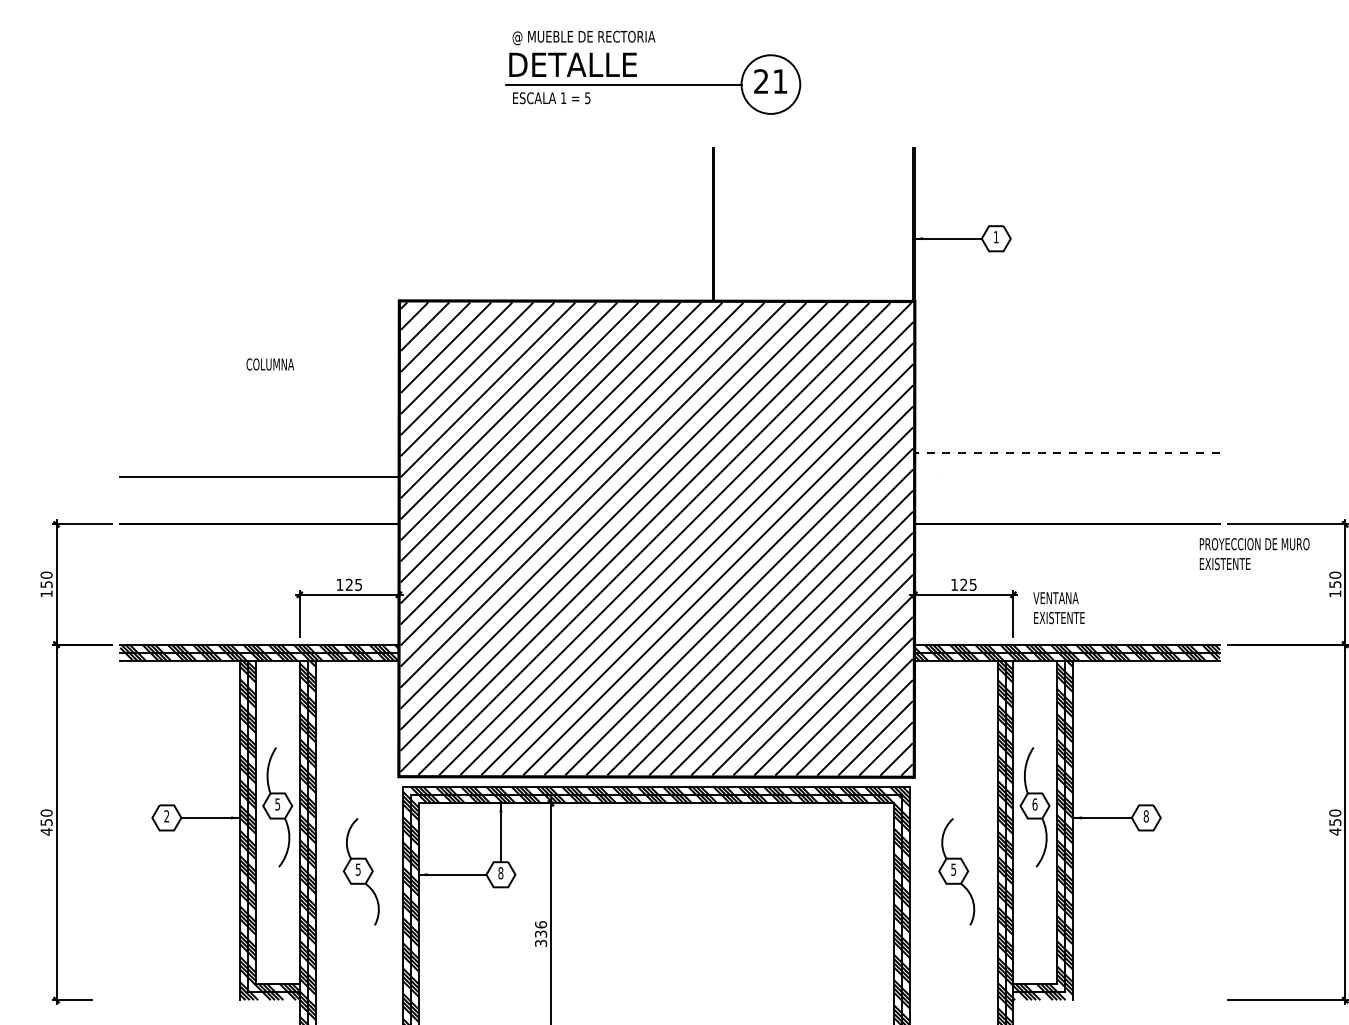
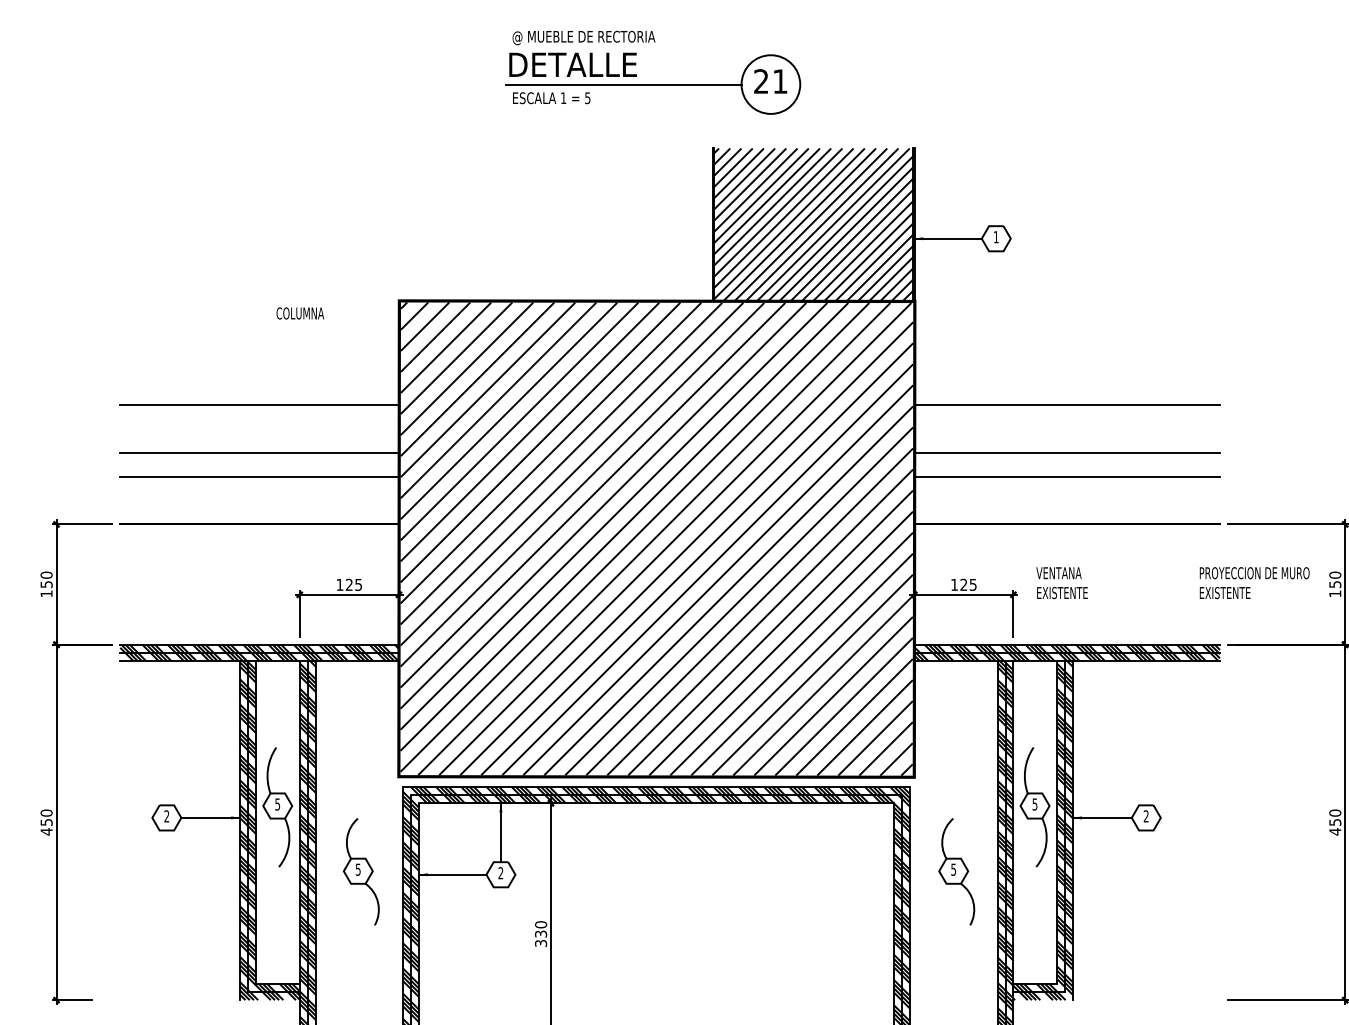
hatch: none -> present (813, 224)
text position: (269, 364) -> (299, 313) (299, 313)
line: none -> present (259, 405)
line: none -> present (1067, 405)
line: none -> present (259, 453)
line: dashed -> solid (1067, 453)
line: none -> present (1067, 476)
text position: (1254, 554) -> (1254, 583) (1254, 583)
text position: (1058, 608) -> (1061, 583) (1061, 583)
text: 6 -> 5 (1034, 804)
text: 8 -> 2 (1145, 816)
text: 8 -> 2 (500, 873)
text: 336 -> 330 (540, 924)
